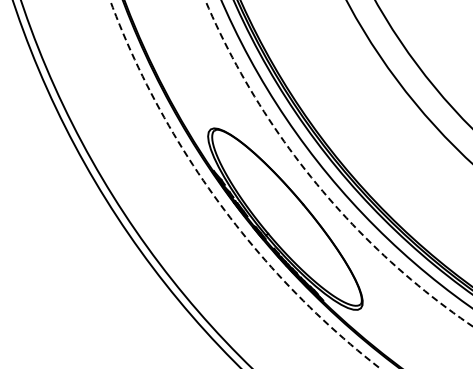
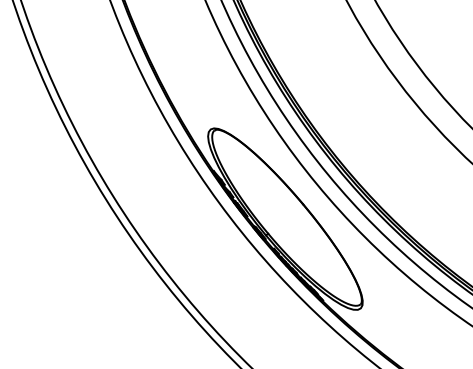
circle: dashed -> solid (338, 163)
arc: dashed -> solid (219, 203)
